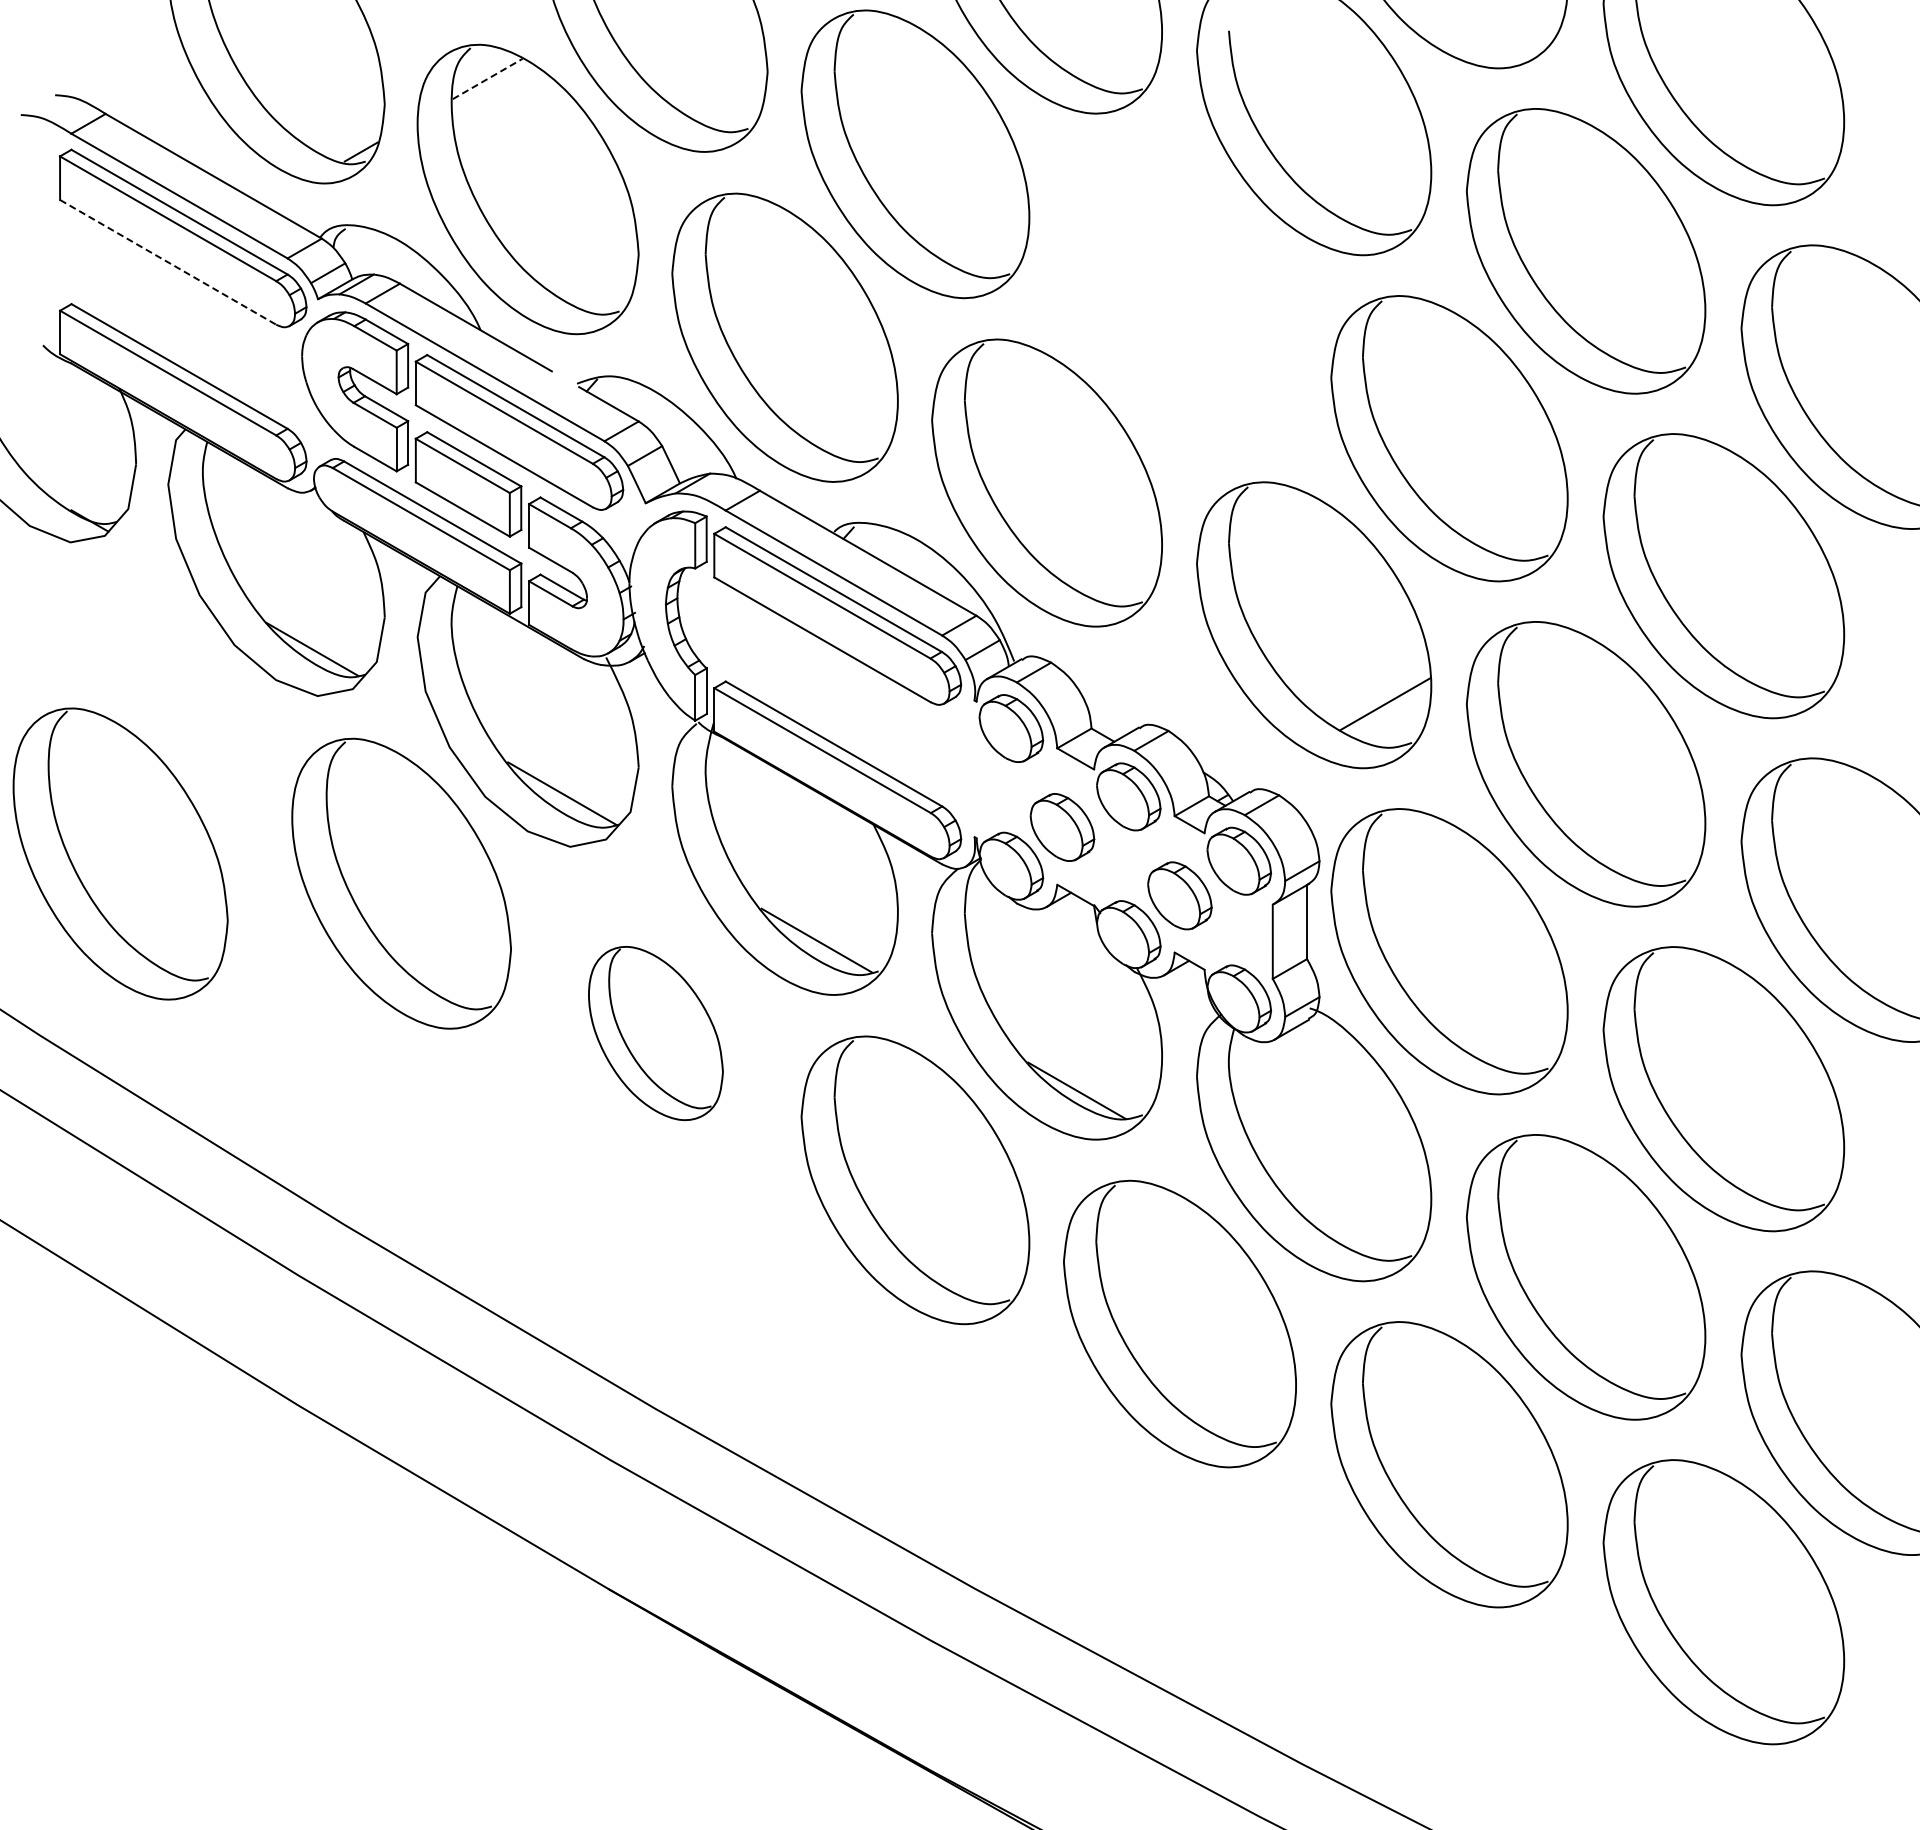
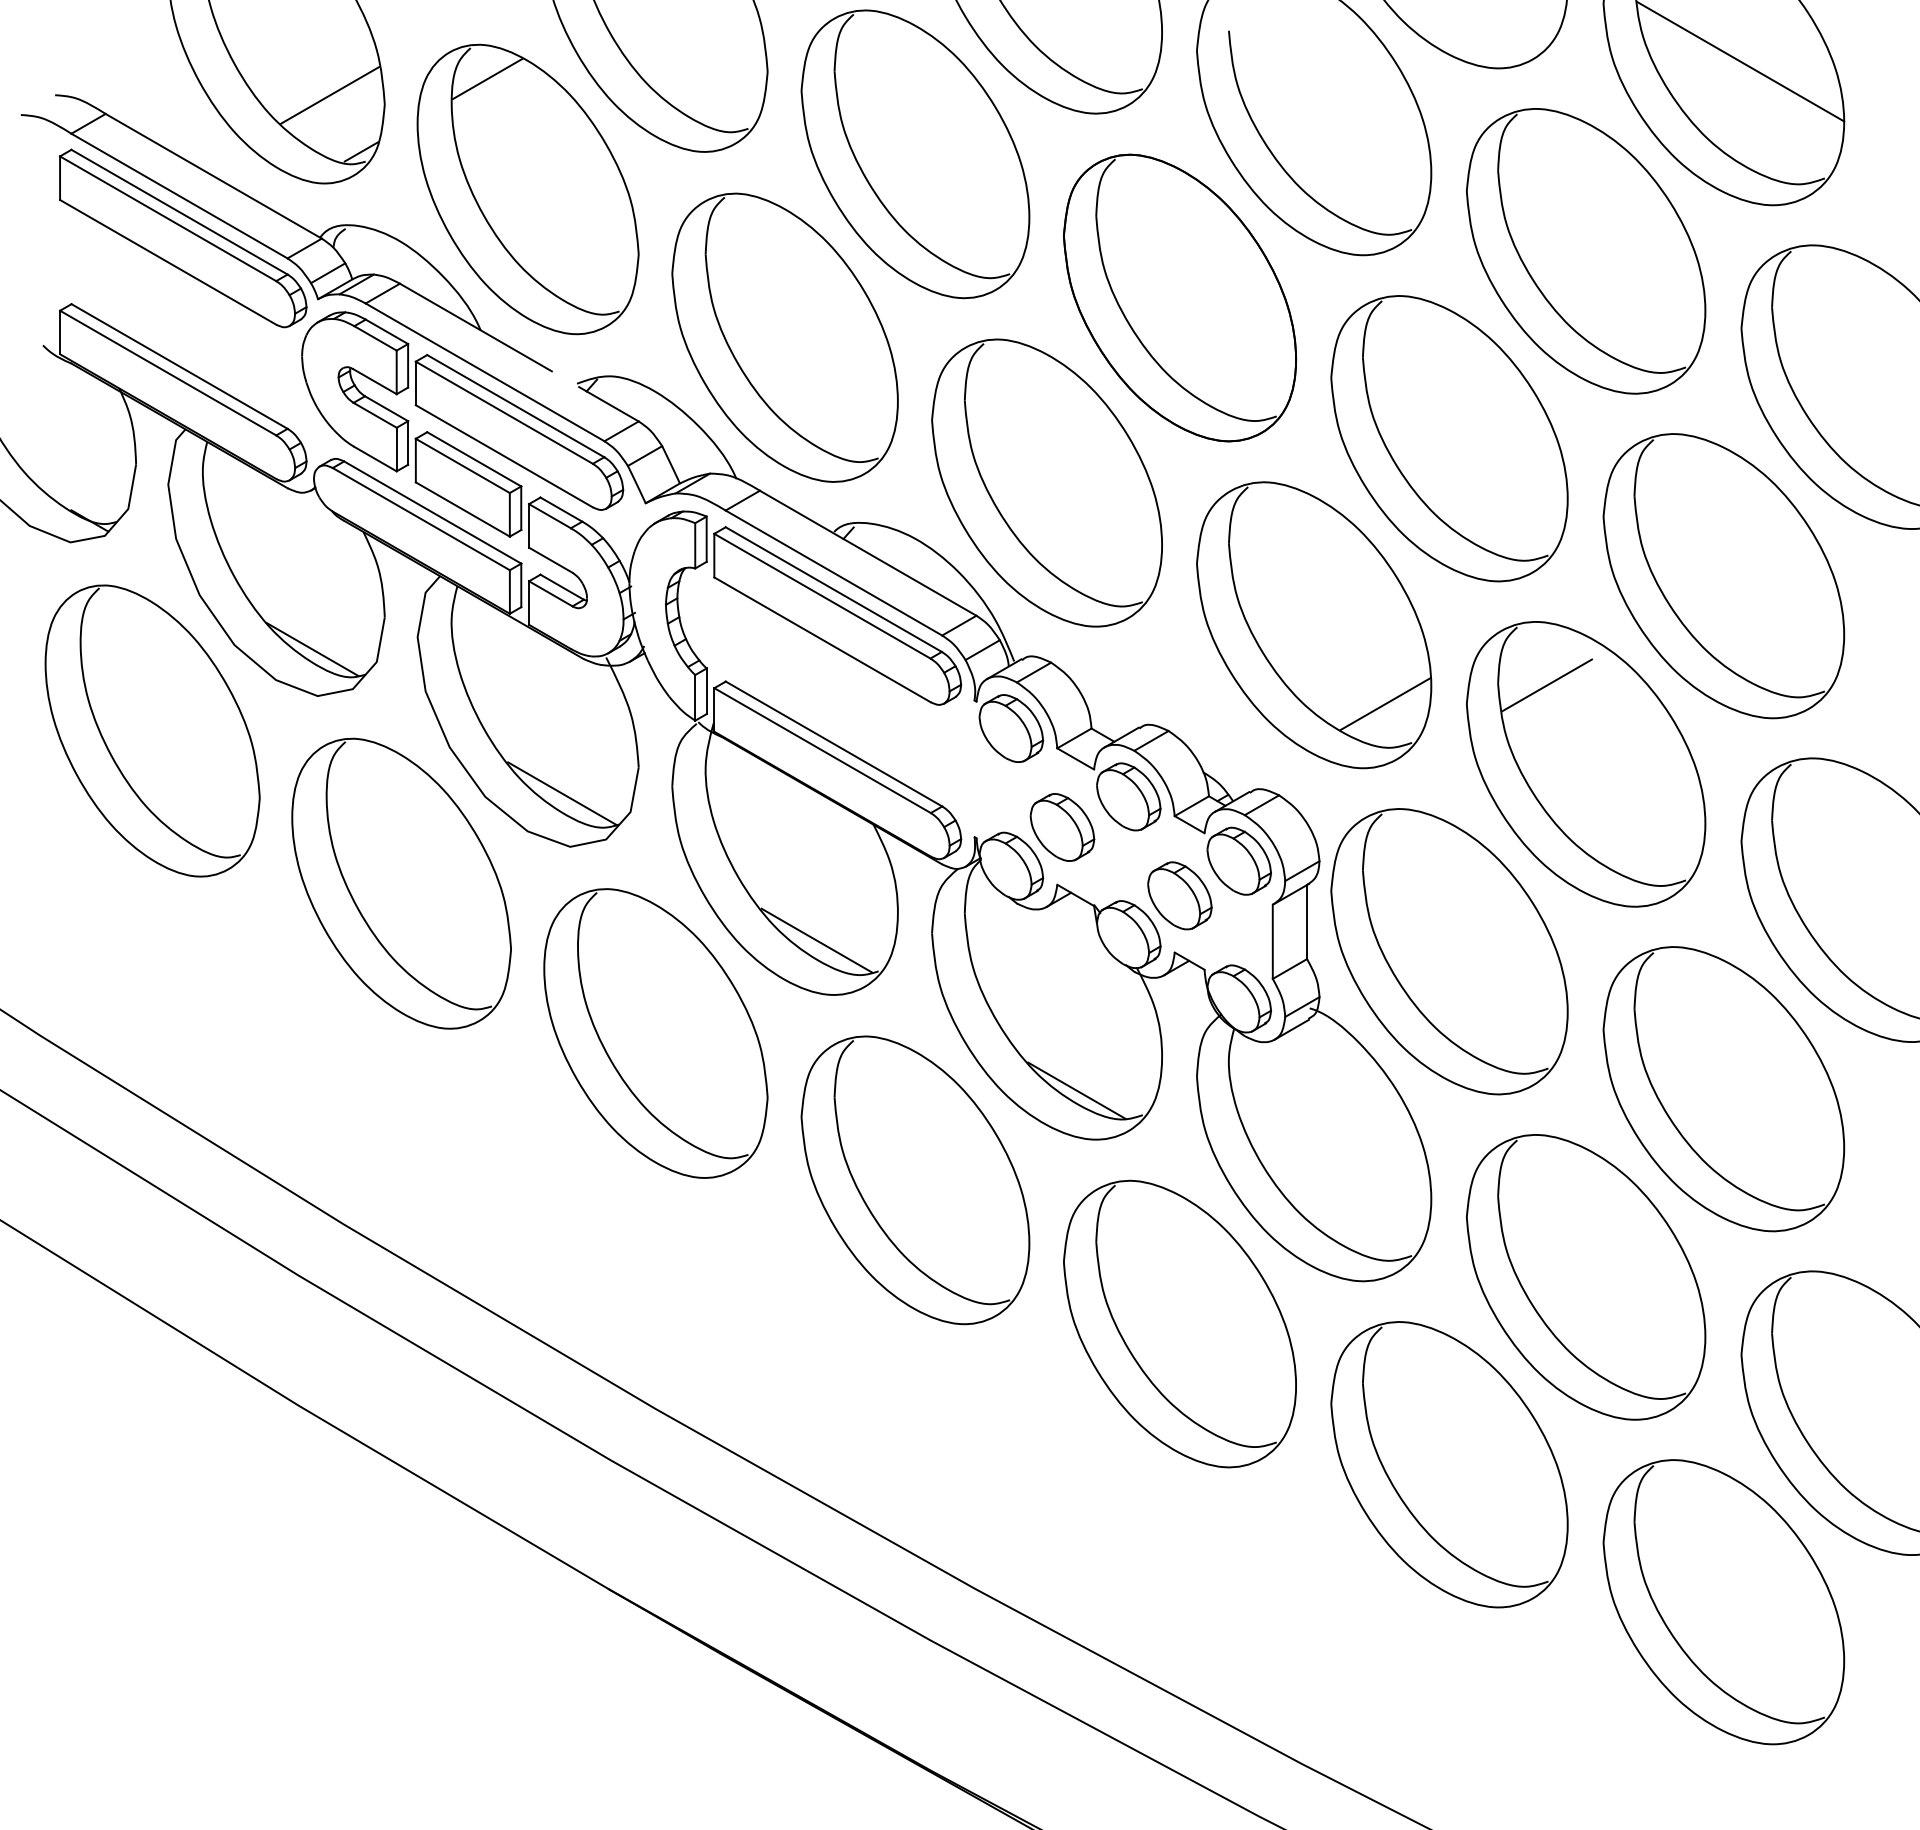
line: none -> present (1740, 61)
line: dashed -> solid (488, 78)
line: none -> present (330, 94)
line: dashed -> solid (168, 262)
part: none -> present (1180, 297)
line: none -> present (1547, 685)
part position: (120, 853) -> (152, 730) (152, 730)
part size: 136x176 px -> 226x291 px (655, 1033)
